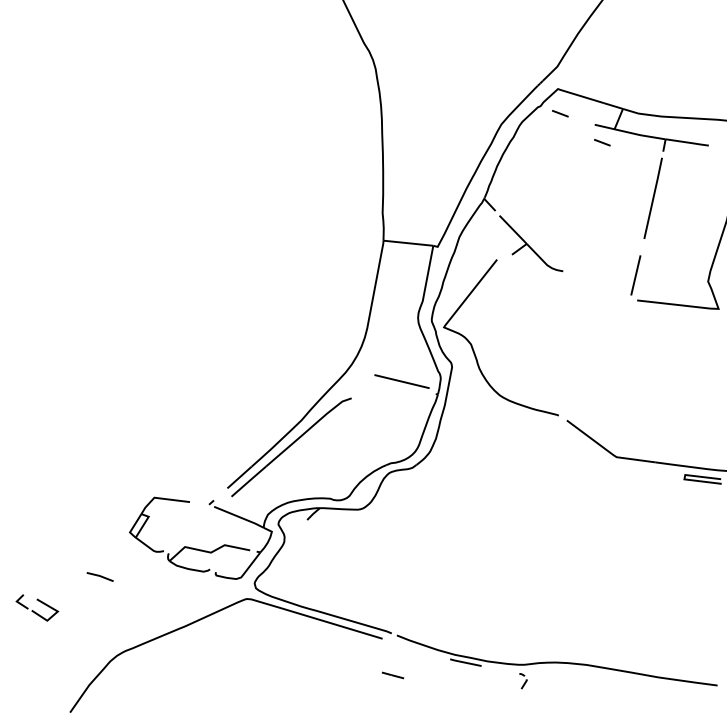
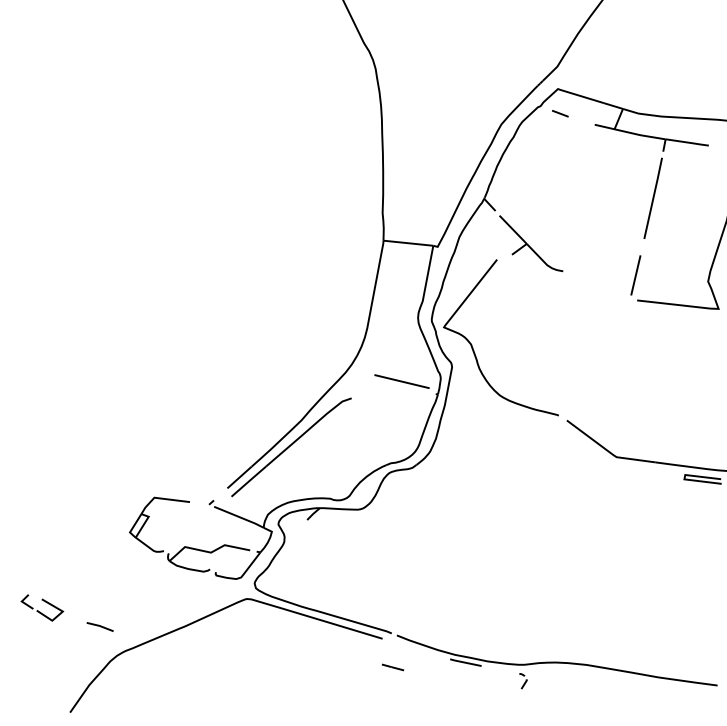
line: present -> none (602, 142)
line position: (99, 576) -> (99, 626) (99, 626)
part position: (37, 607) -> (42, 607) (42, 607)
line position: (392, 675) -> (392, 667) (392, 667)
